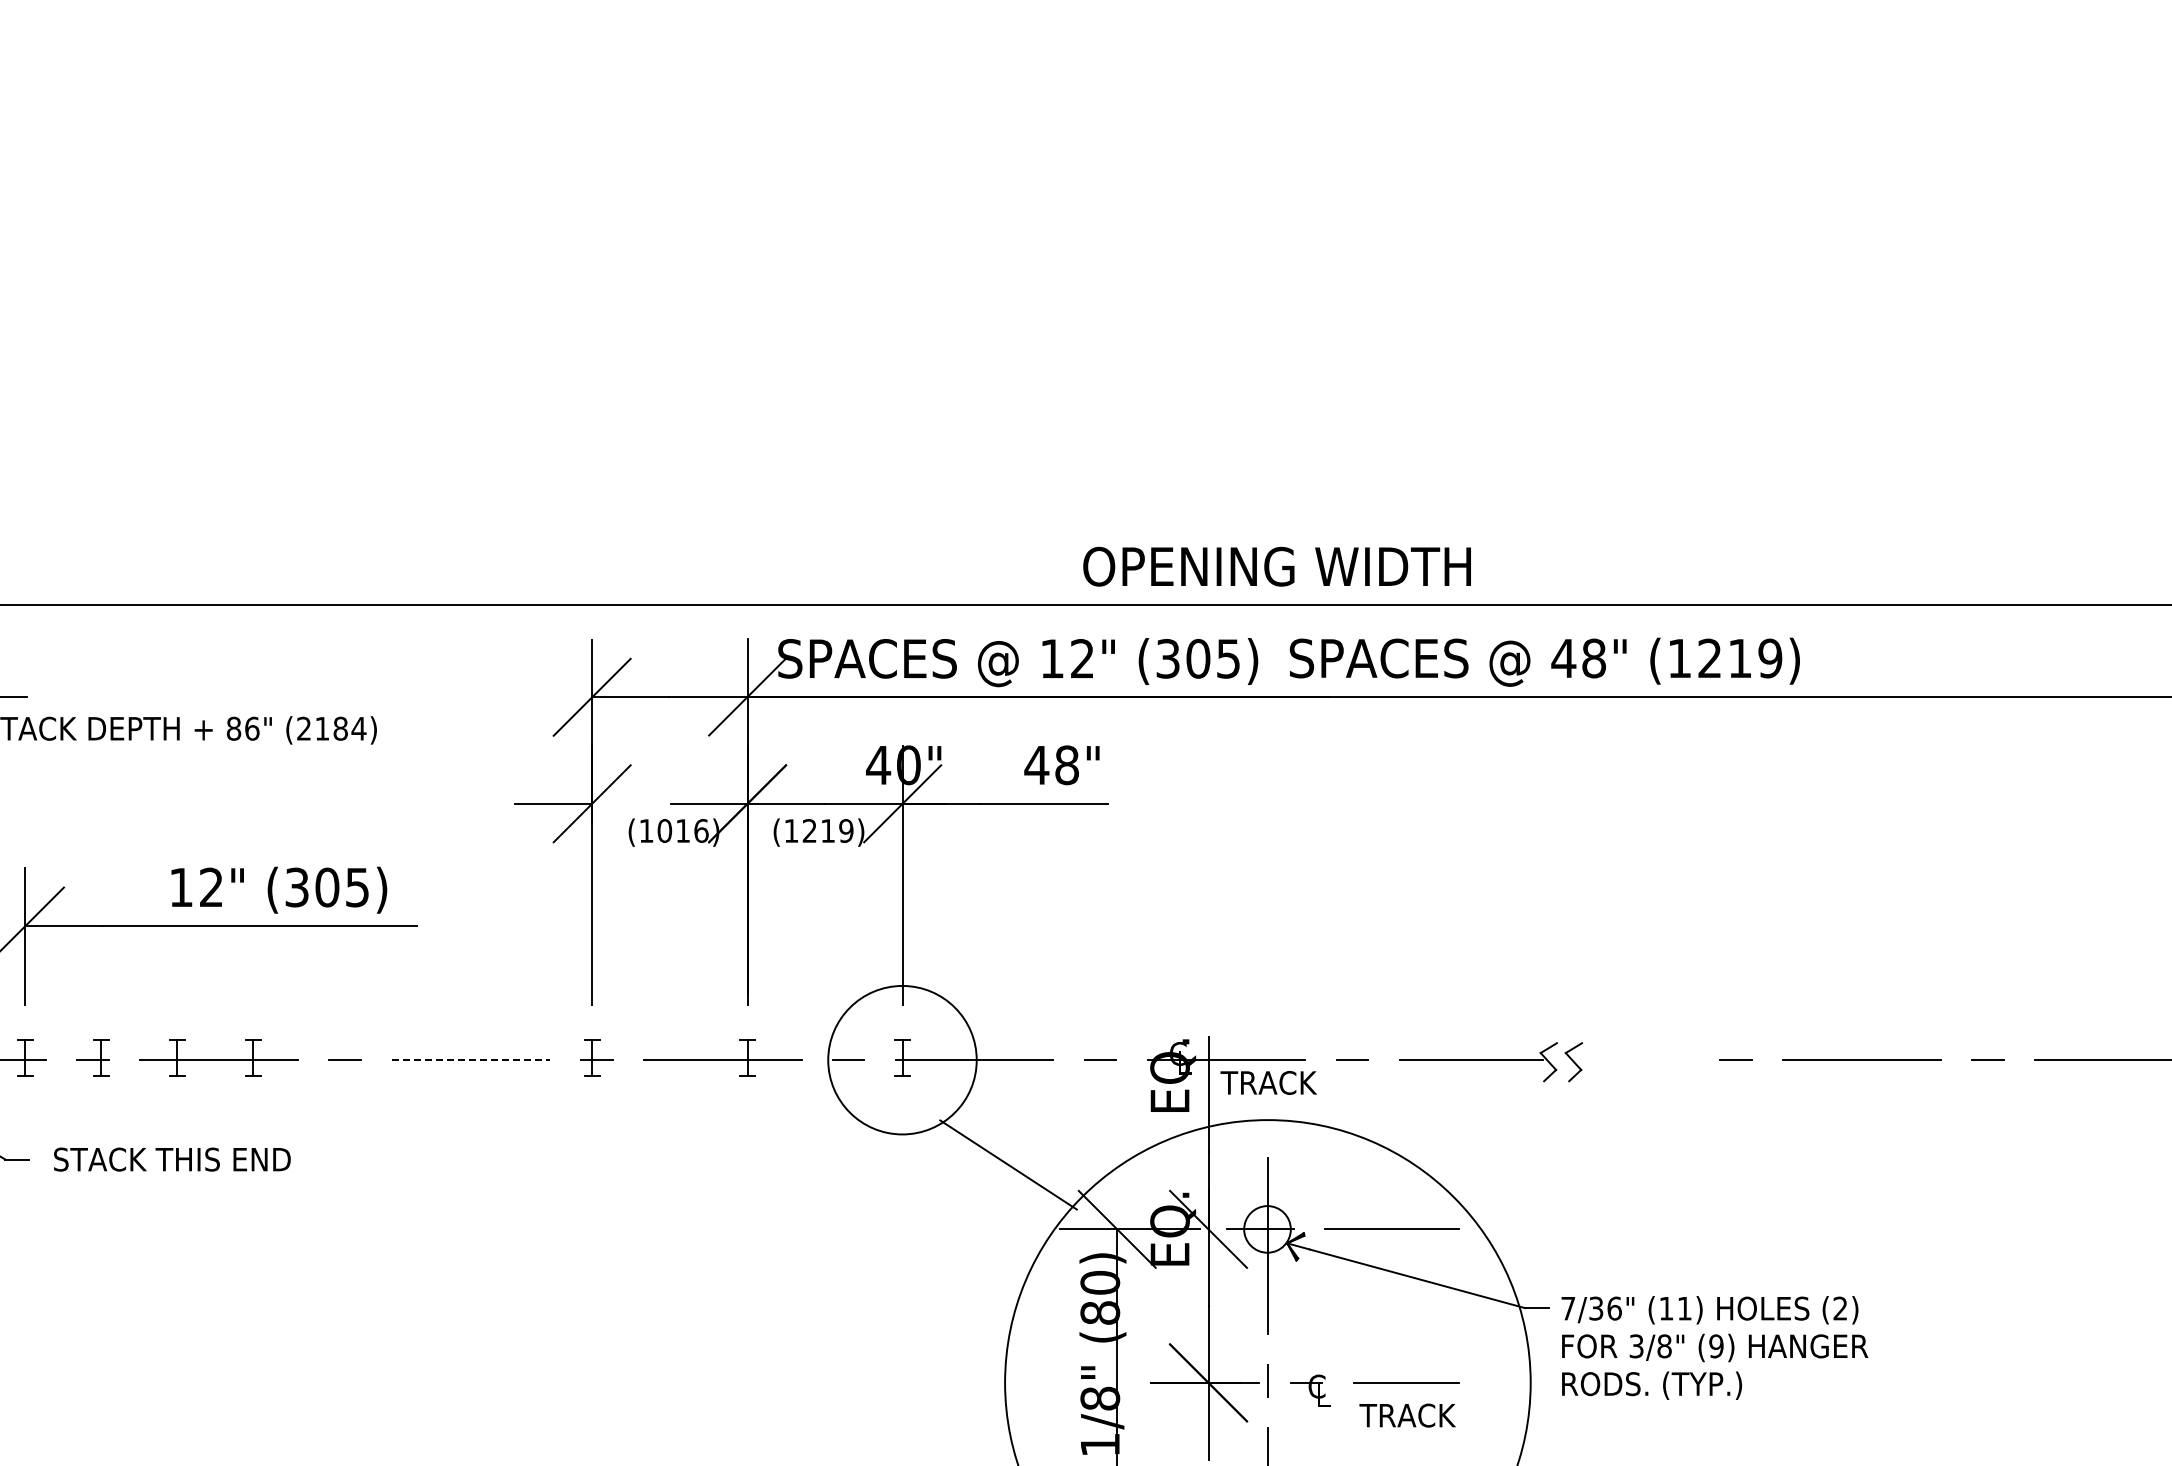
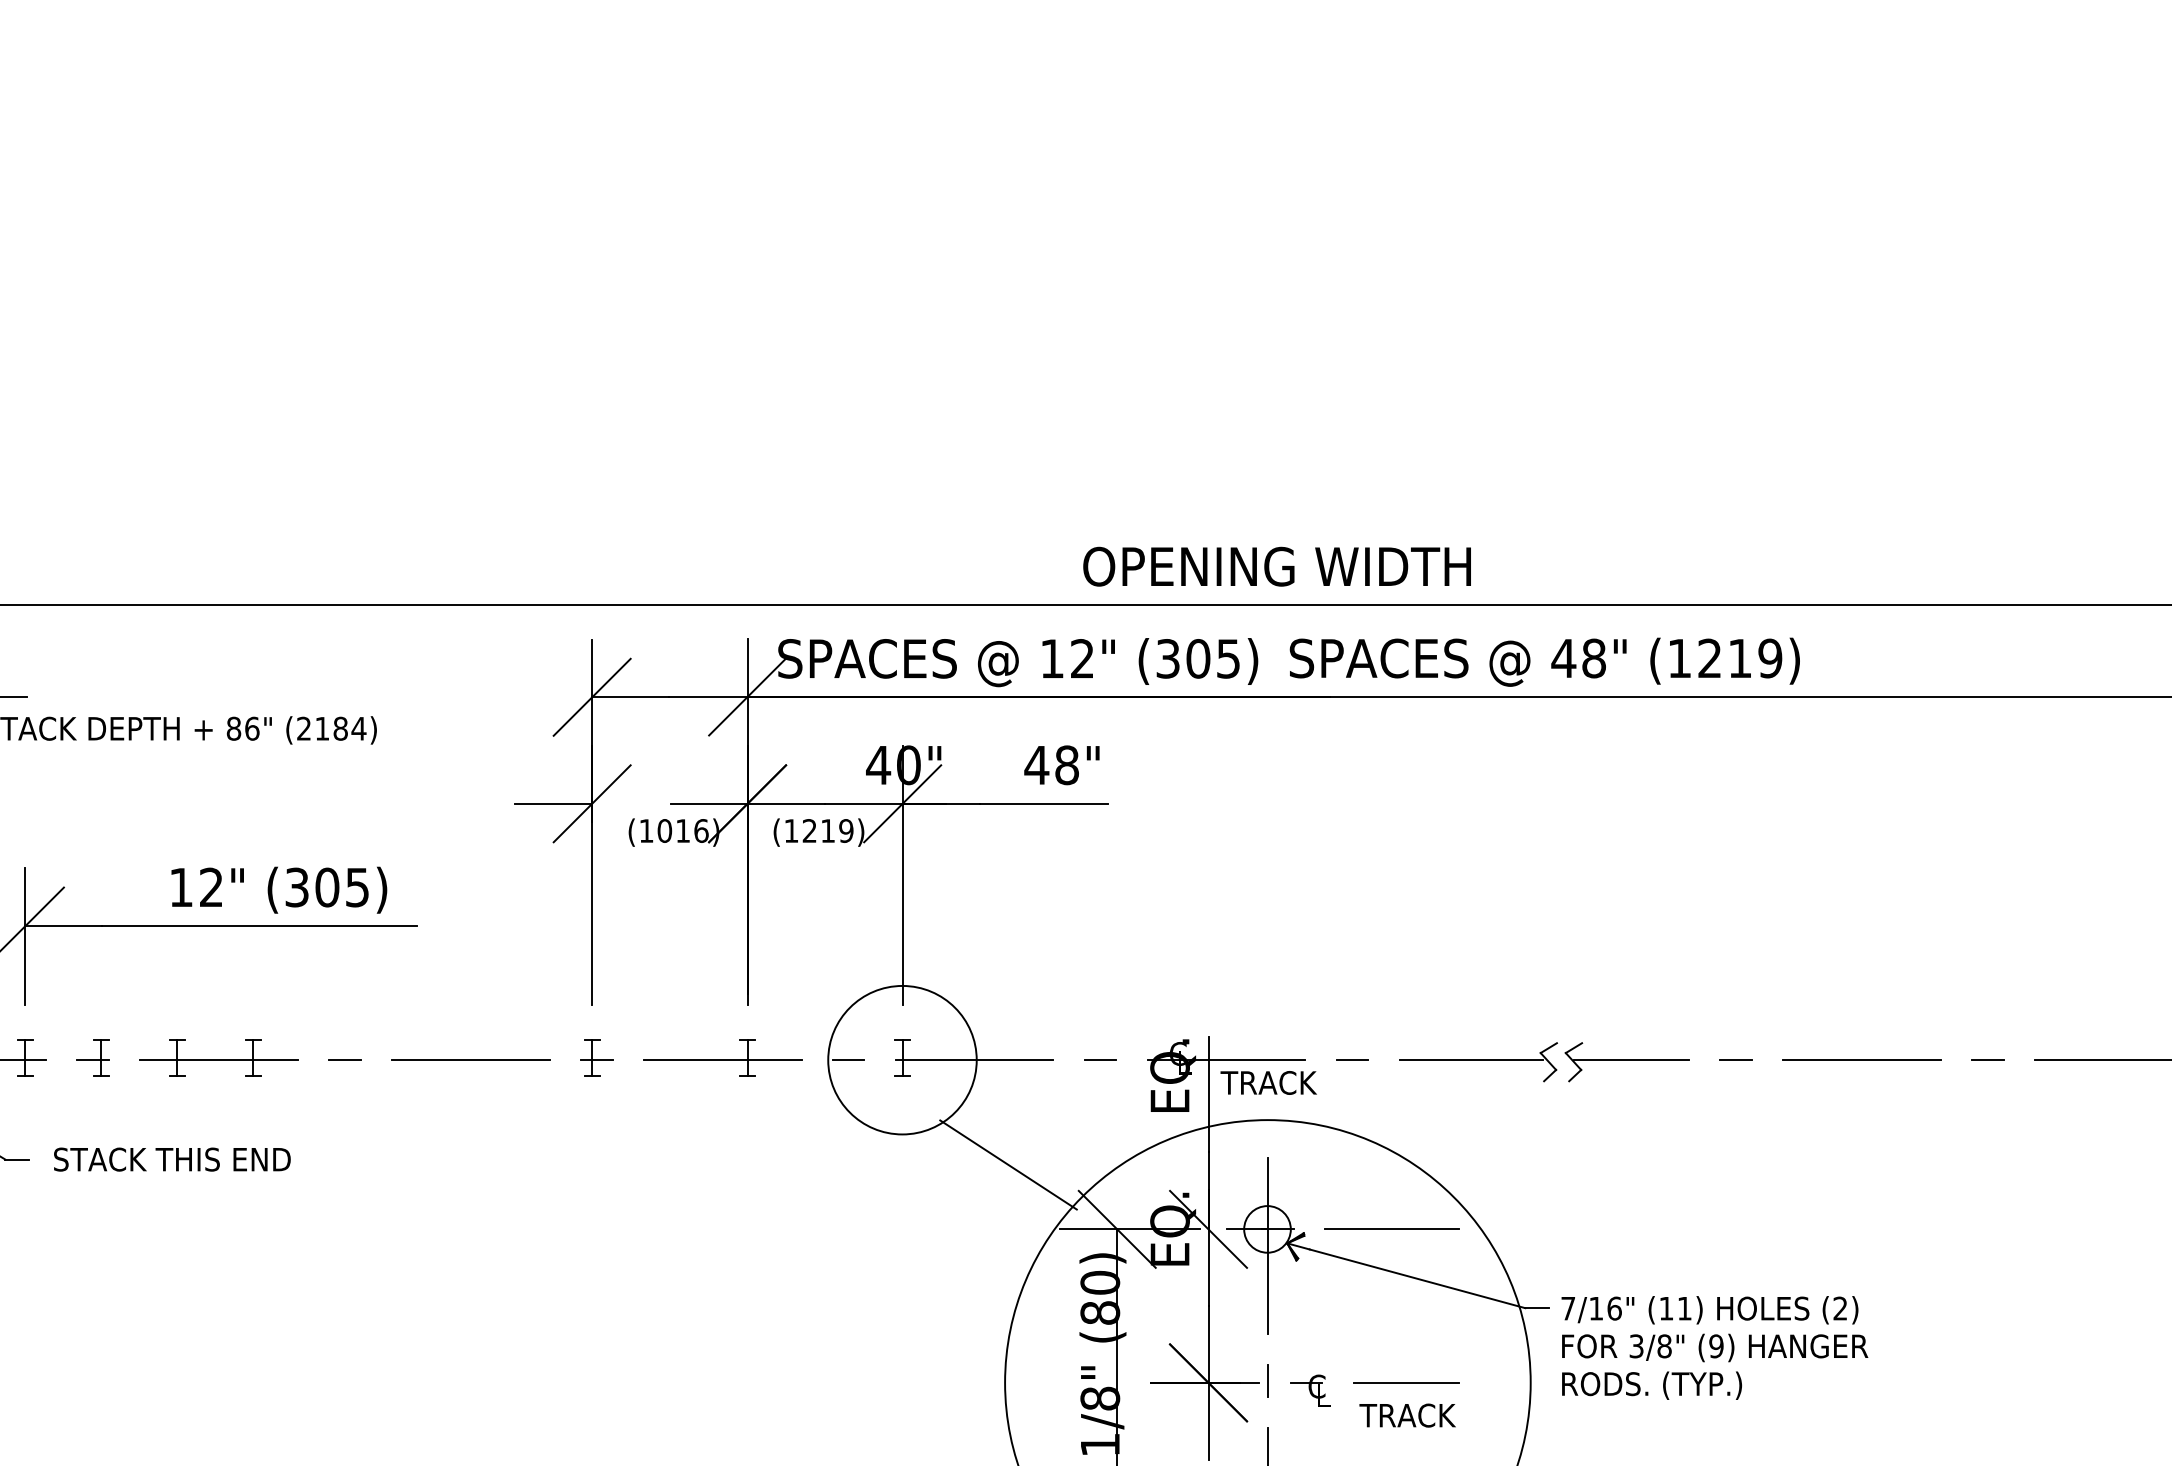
line: dashed -> solid (470, 1060)
line: none -> present (1630, 1060)
text: 7/36" -> 7/16" (1596, 1308)
